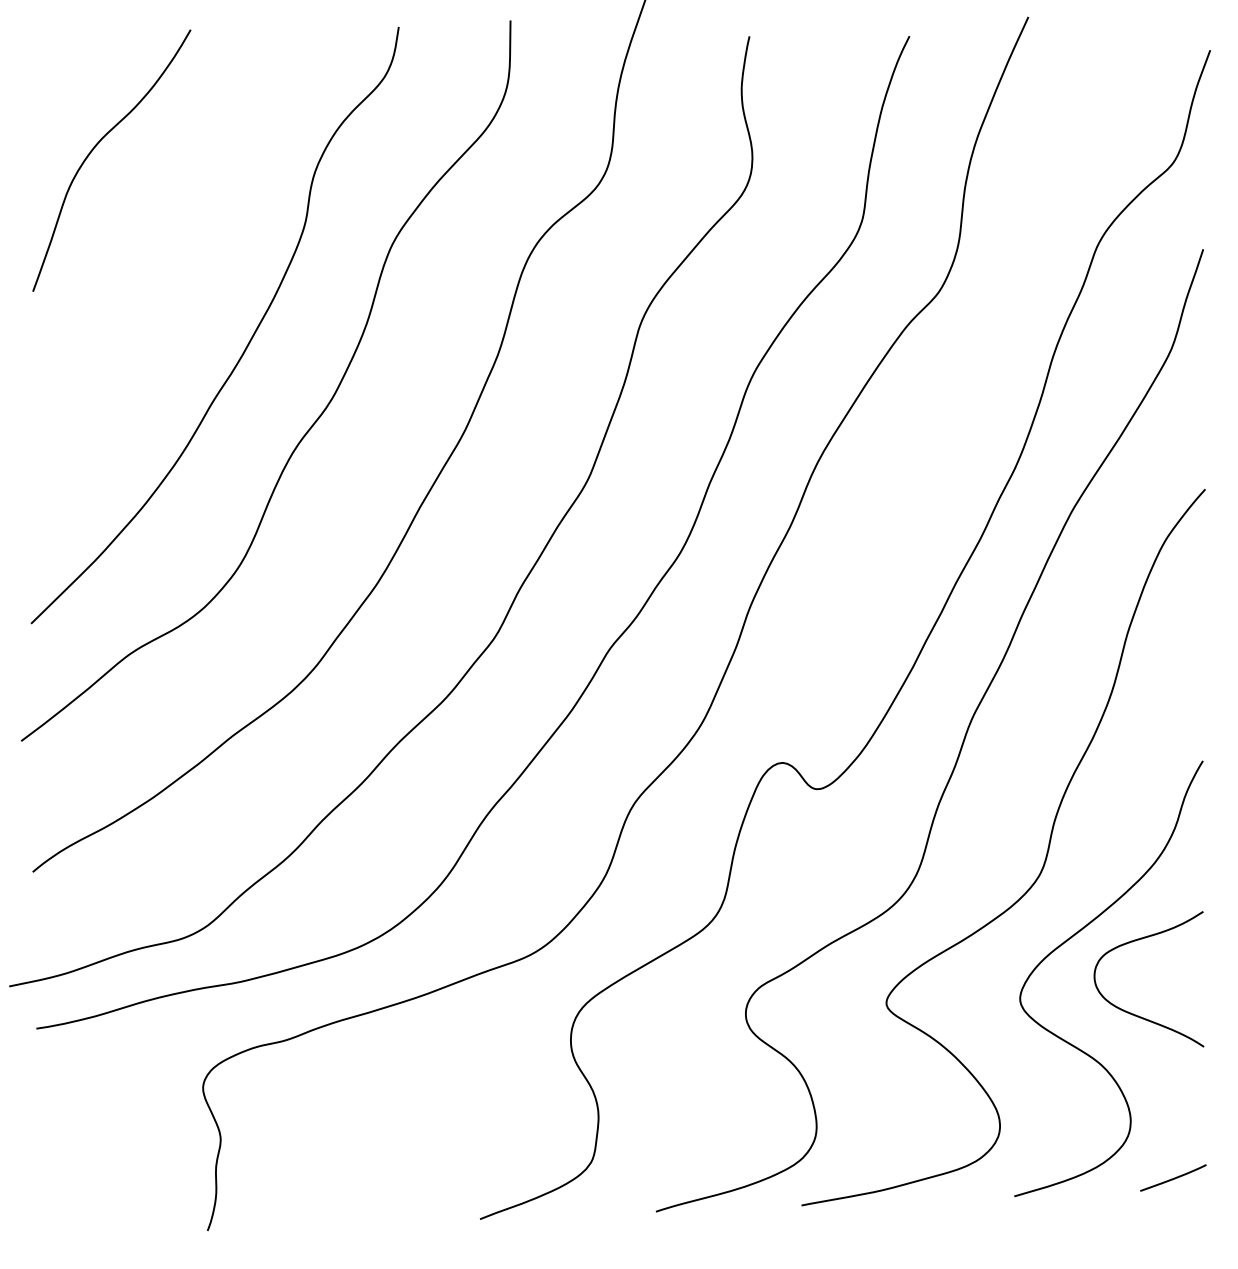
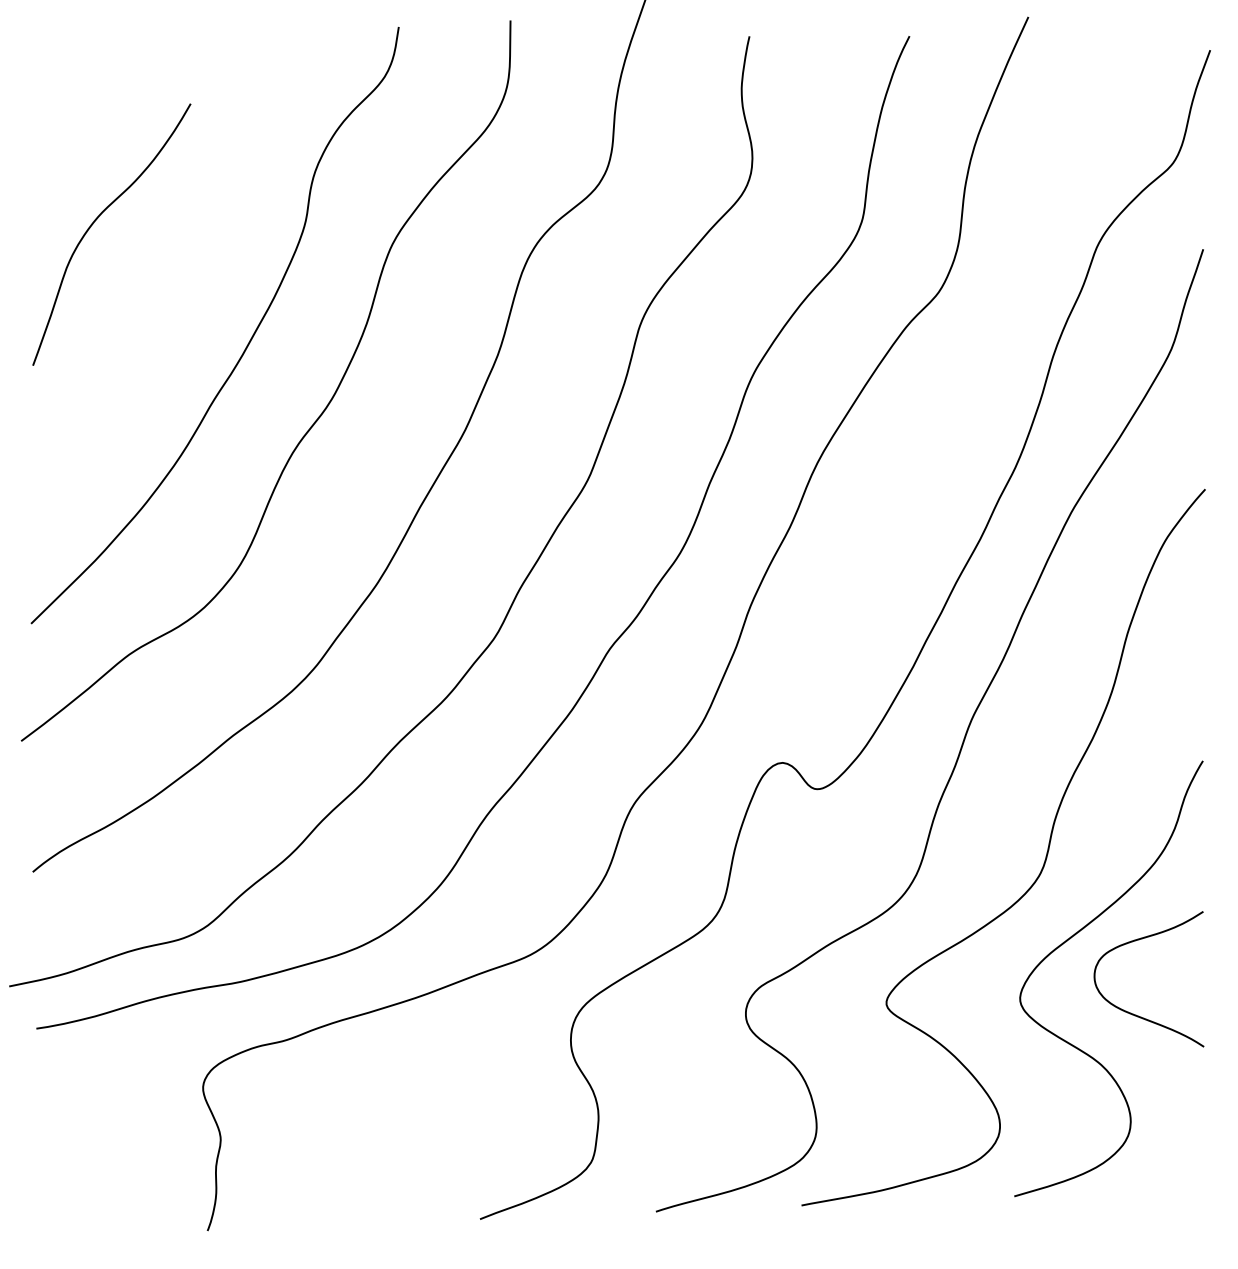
curve position: (97, 145) -> (97, 219) (97, 219)
curve: present -> none (1174, 1177)
